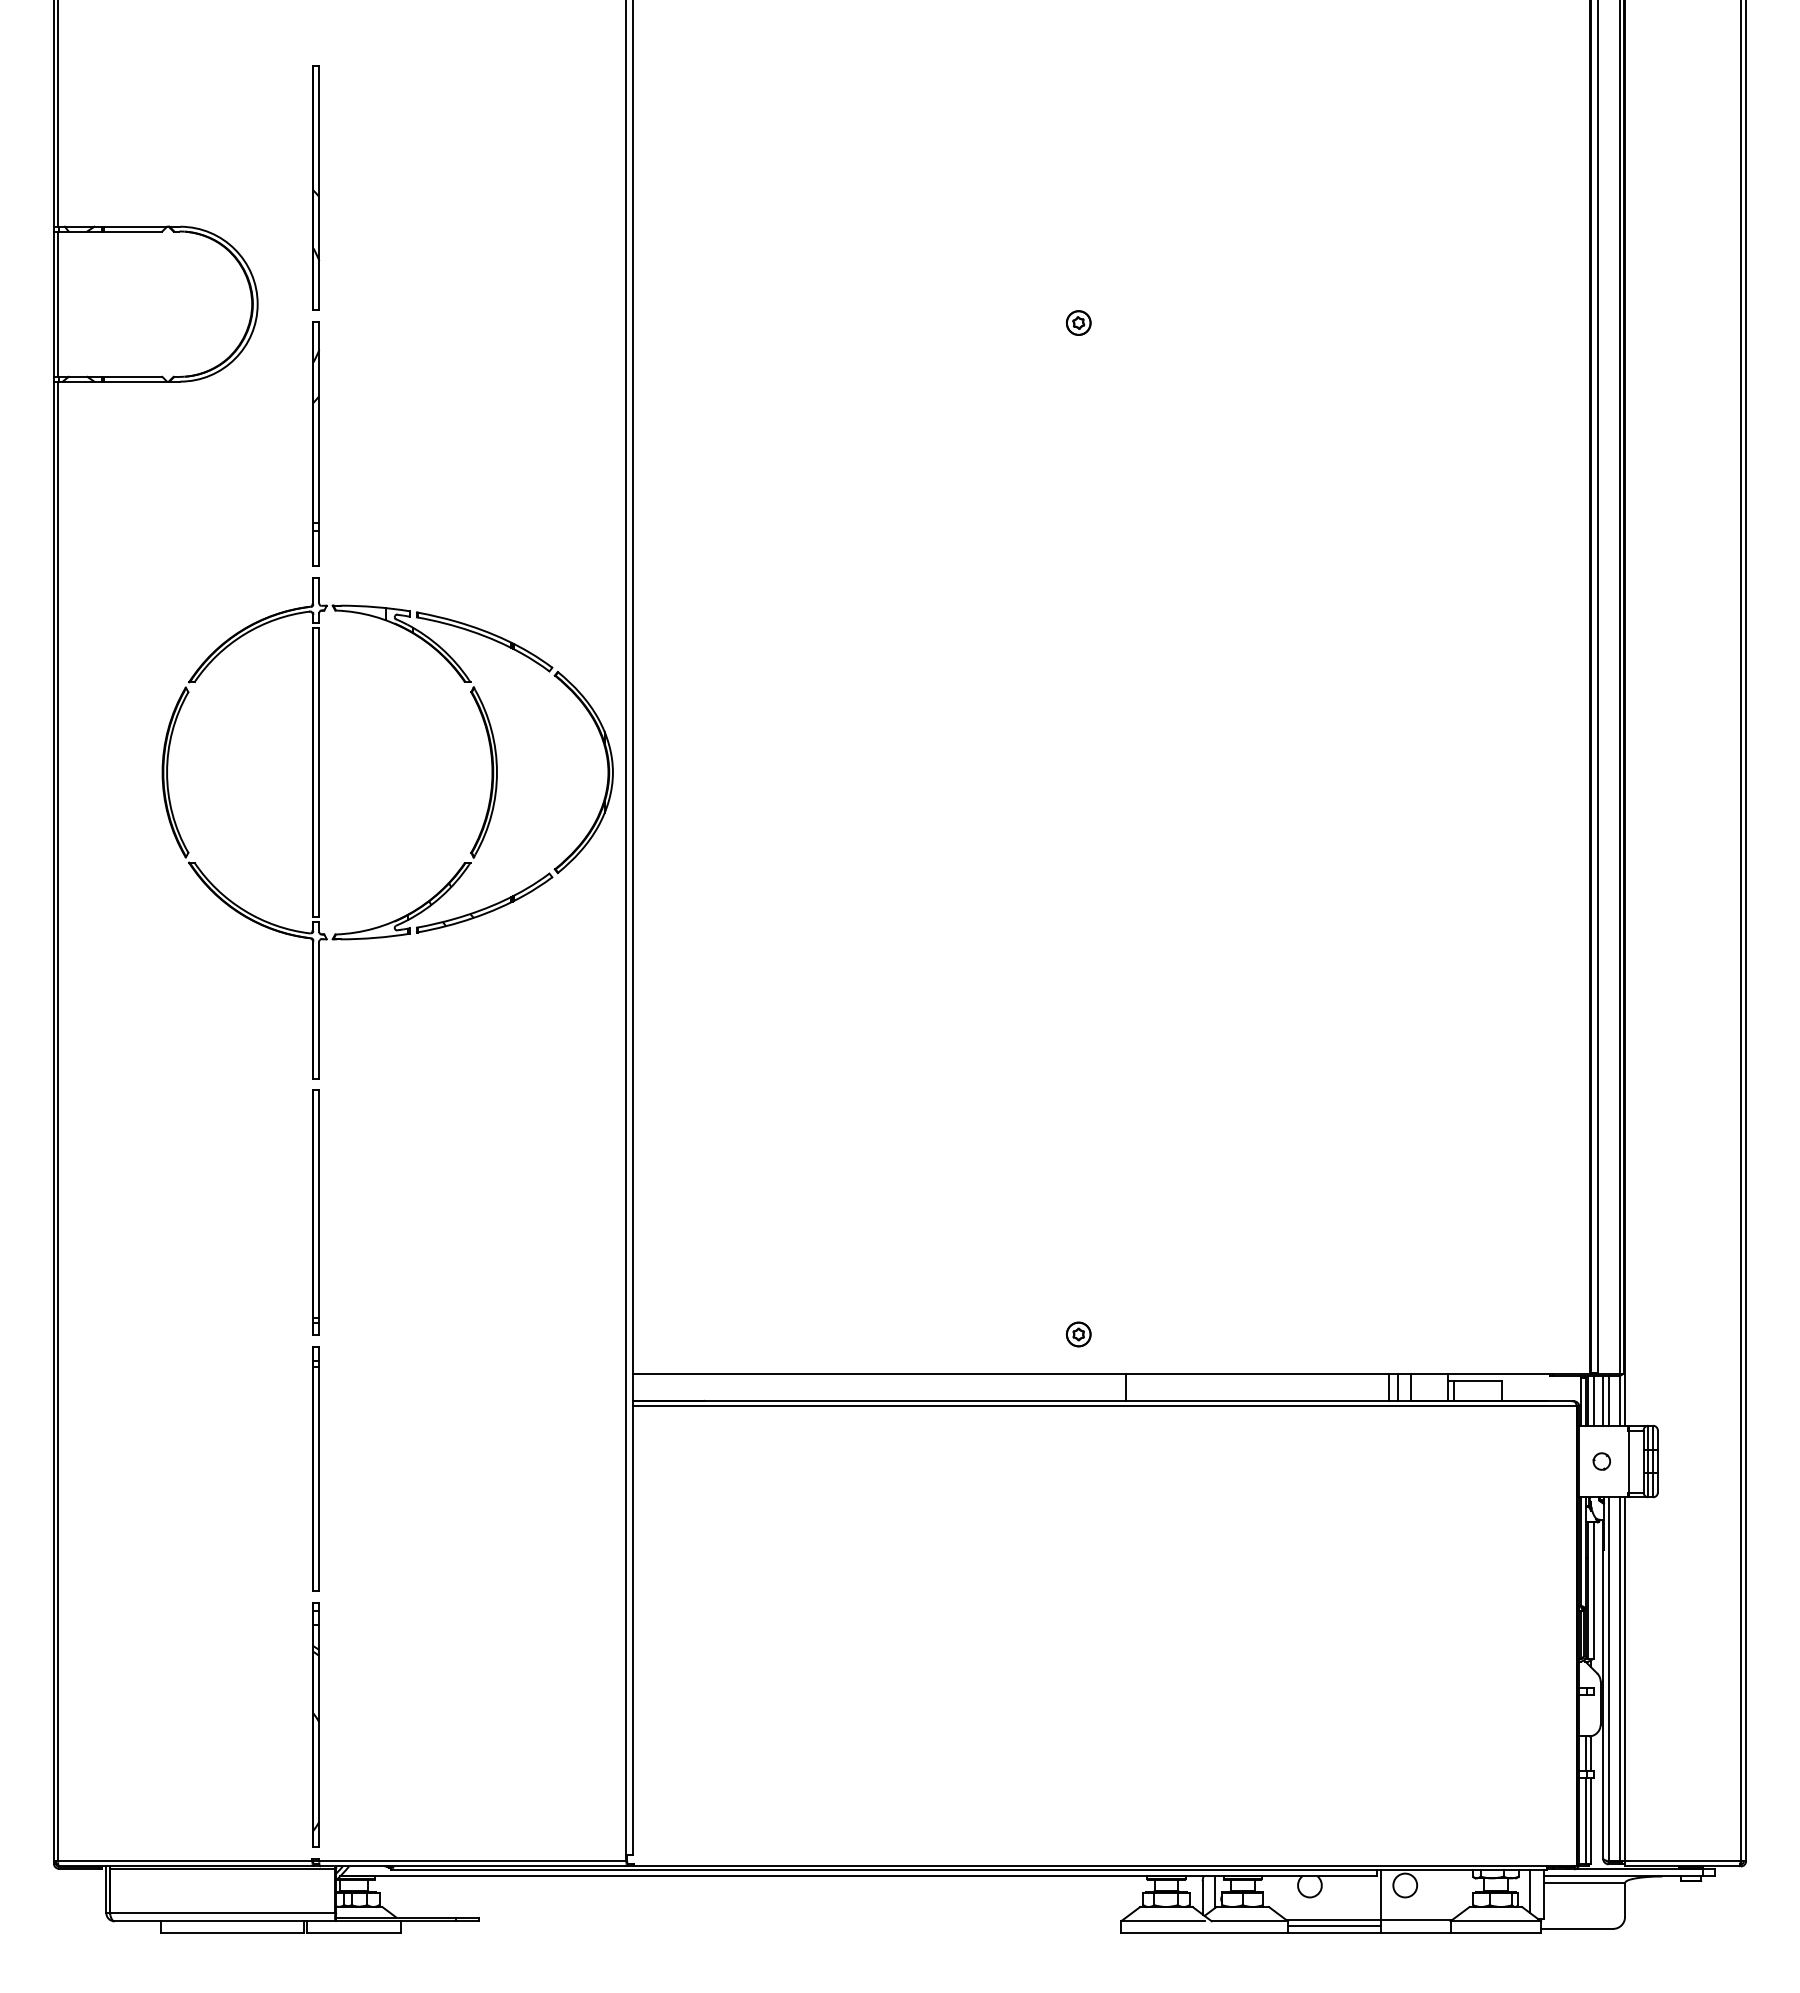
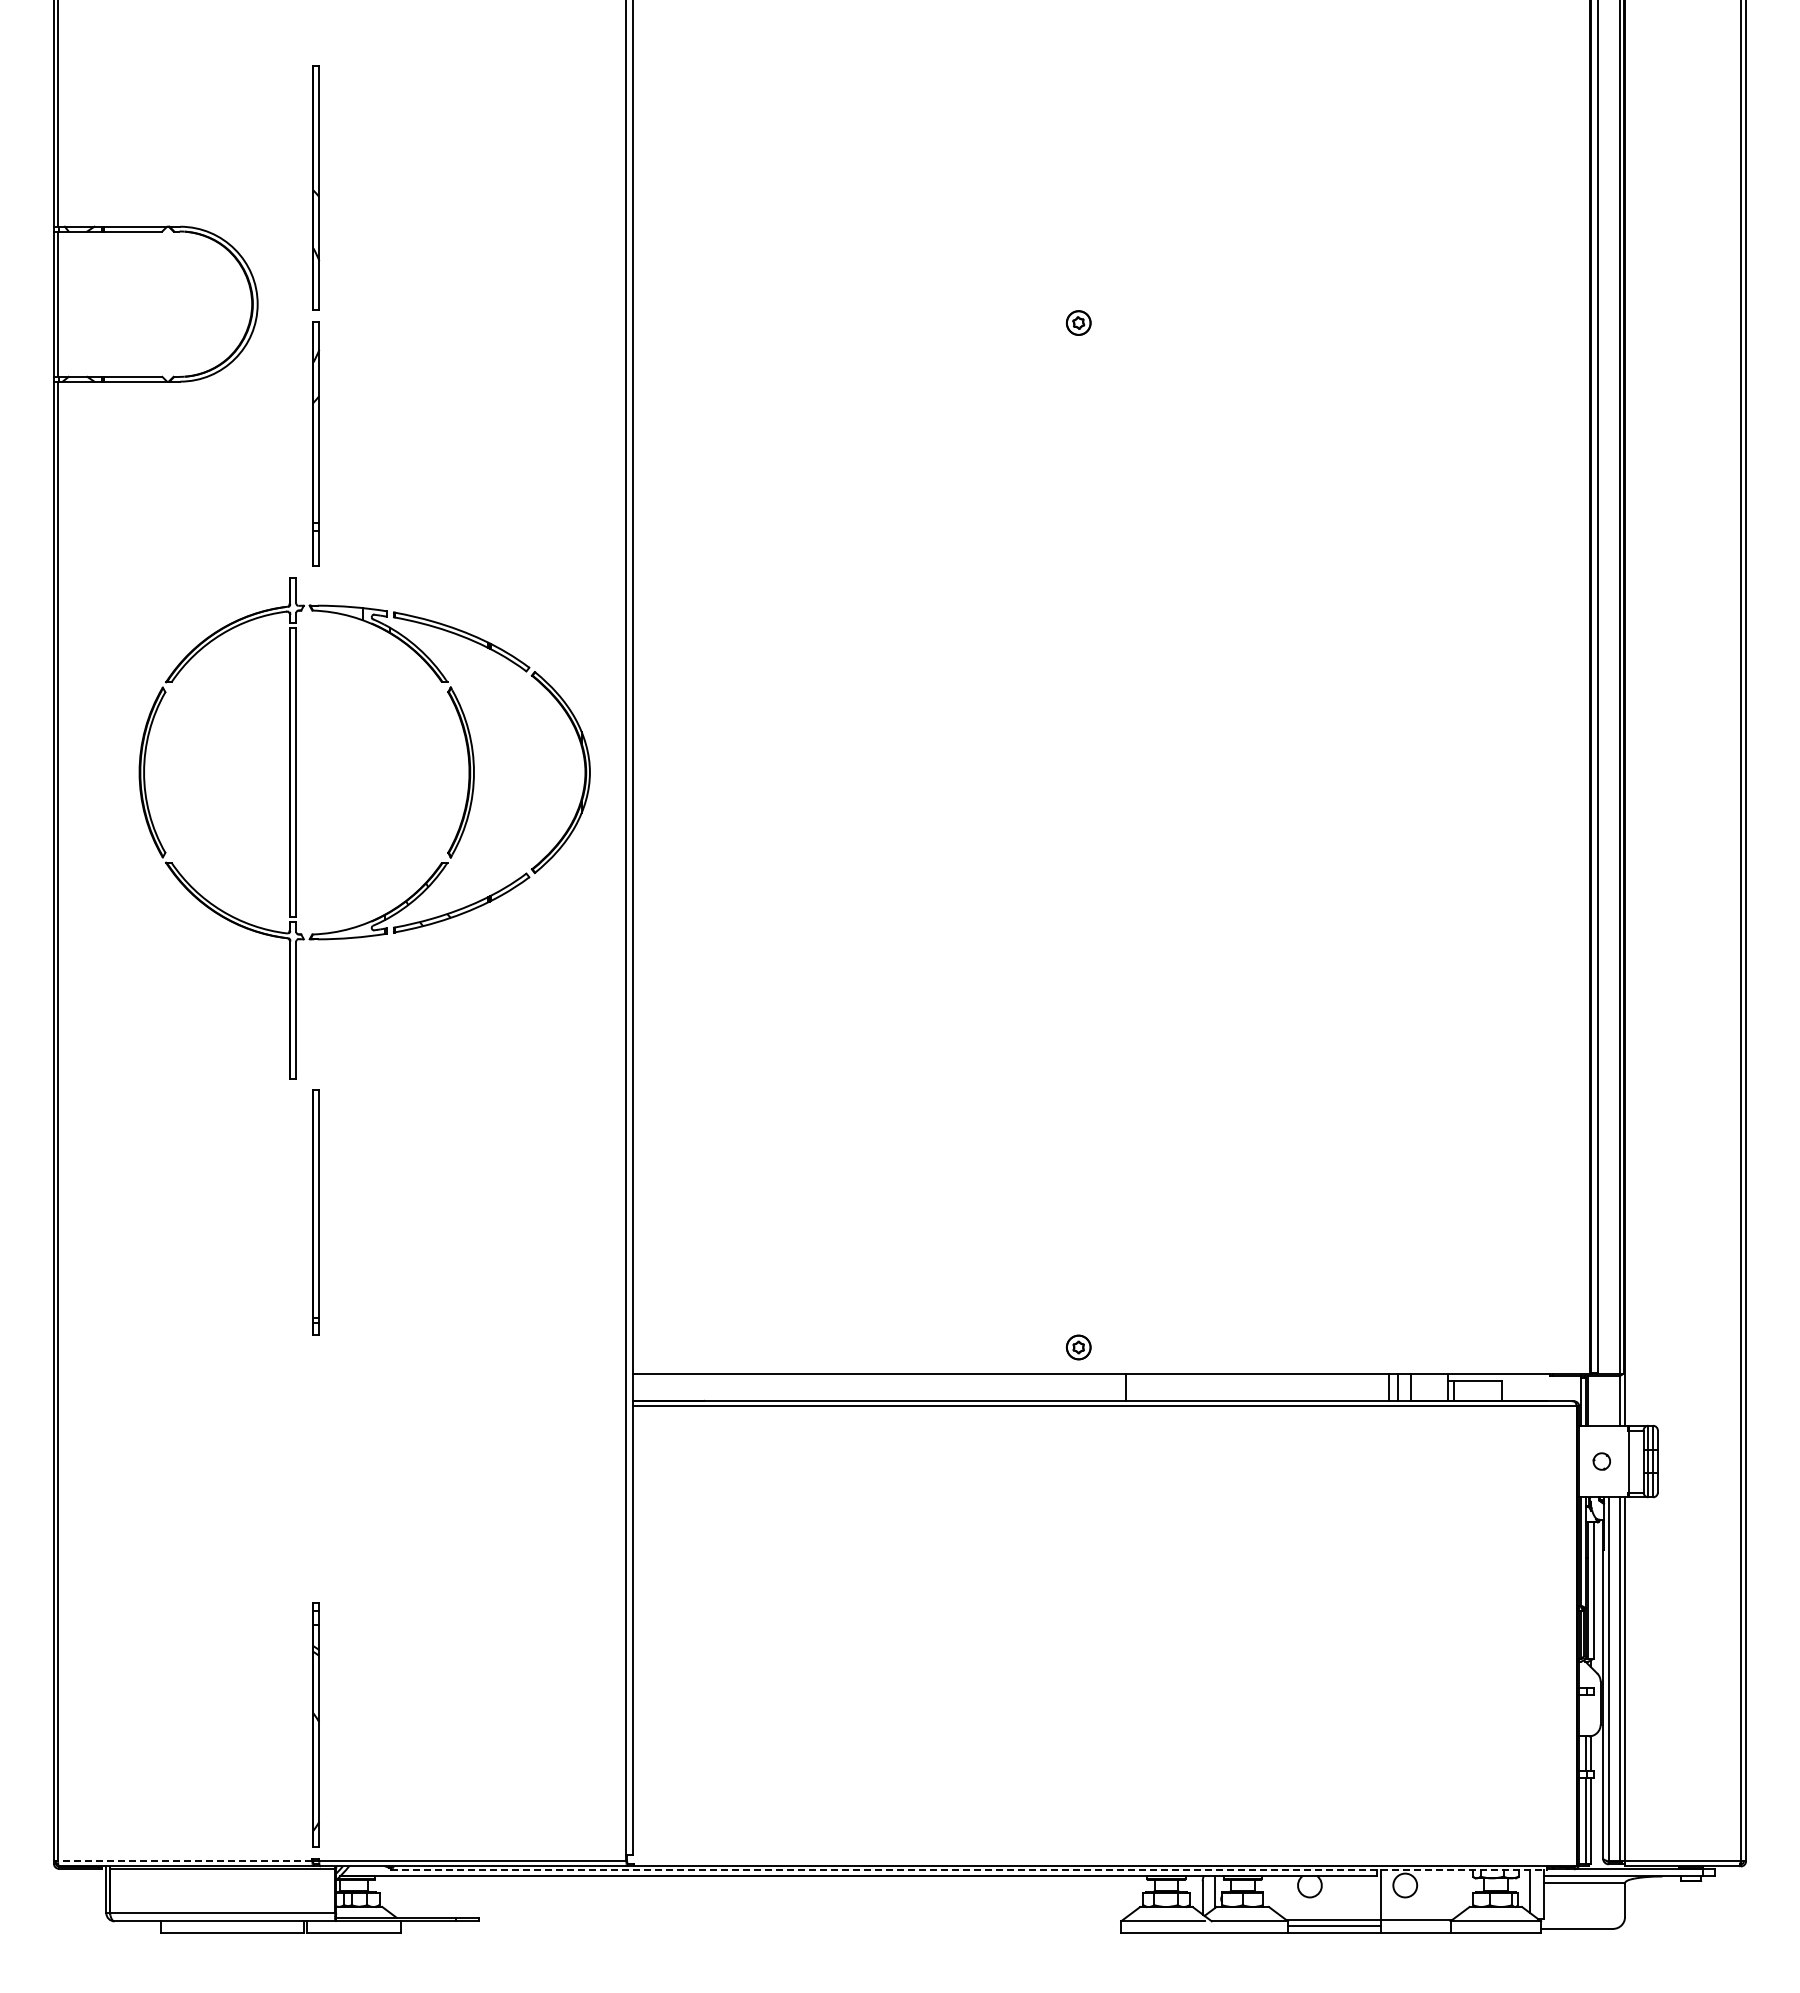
part position: (319, 828) -> (296, 828) (296, 828)
part position: (1078, 1334) -> (1078, 1347) (1078, 1347)
line: present -> none (1593, 1400)
line: present -> none (1603, 1400)
line: present -> none (1608, 1400)
part: present -> none (315, 1468)
line: solid -> dashed (184, 1861)
line: solid -> dashed (969, 1870)
